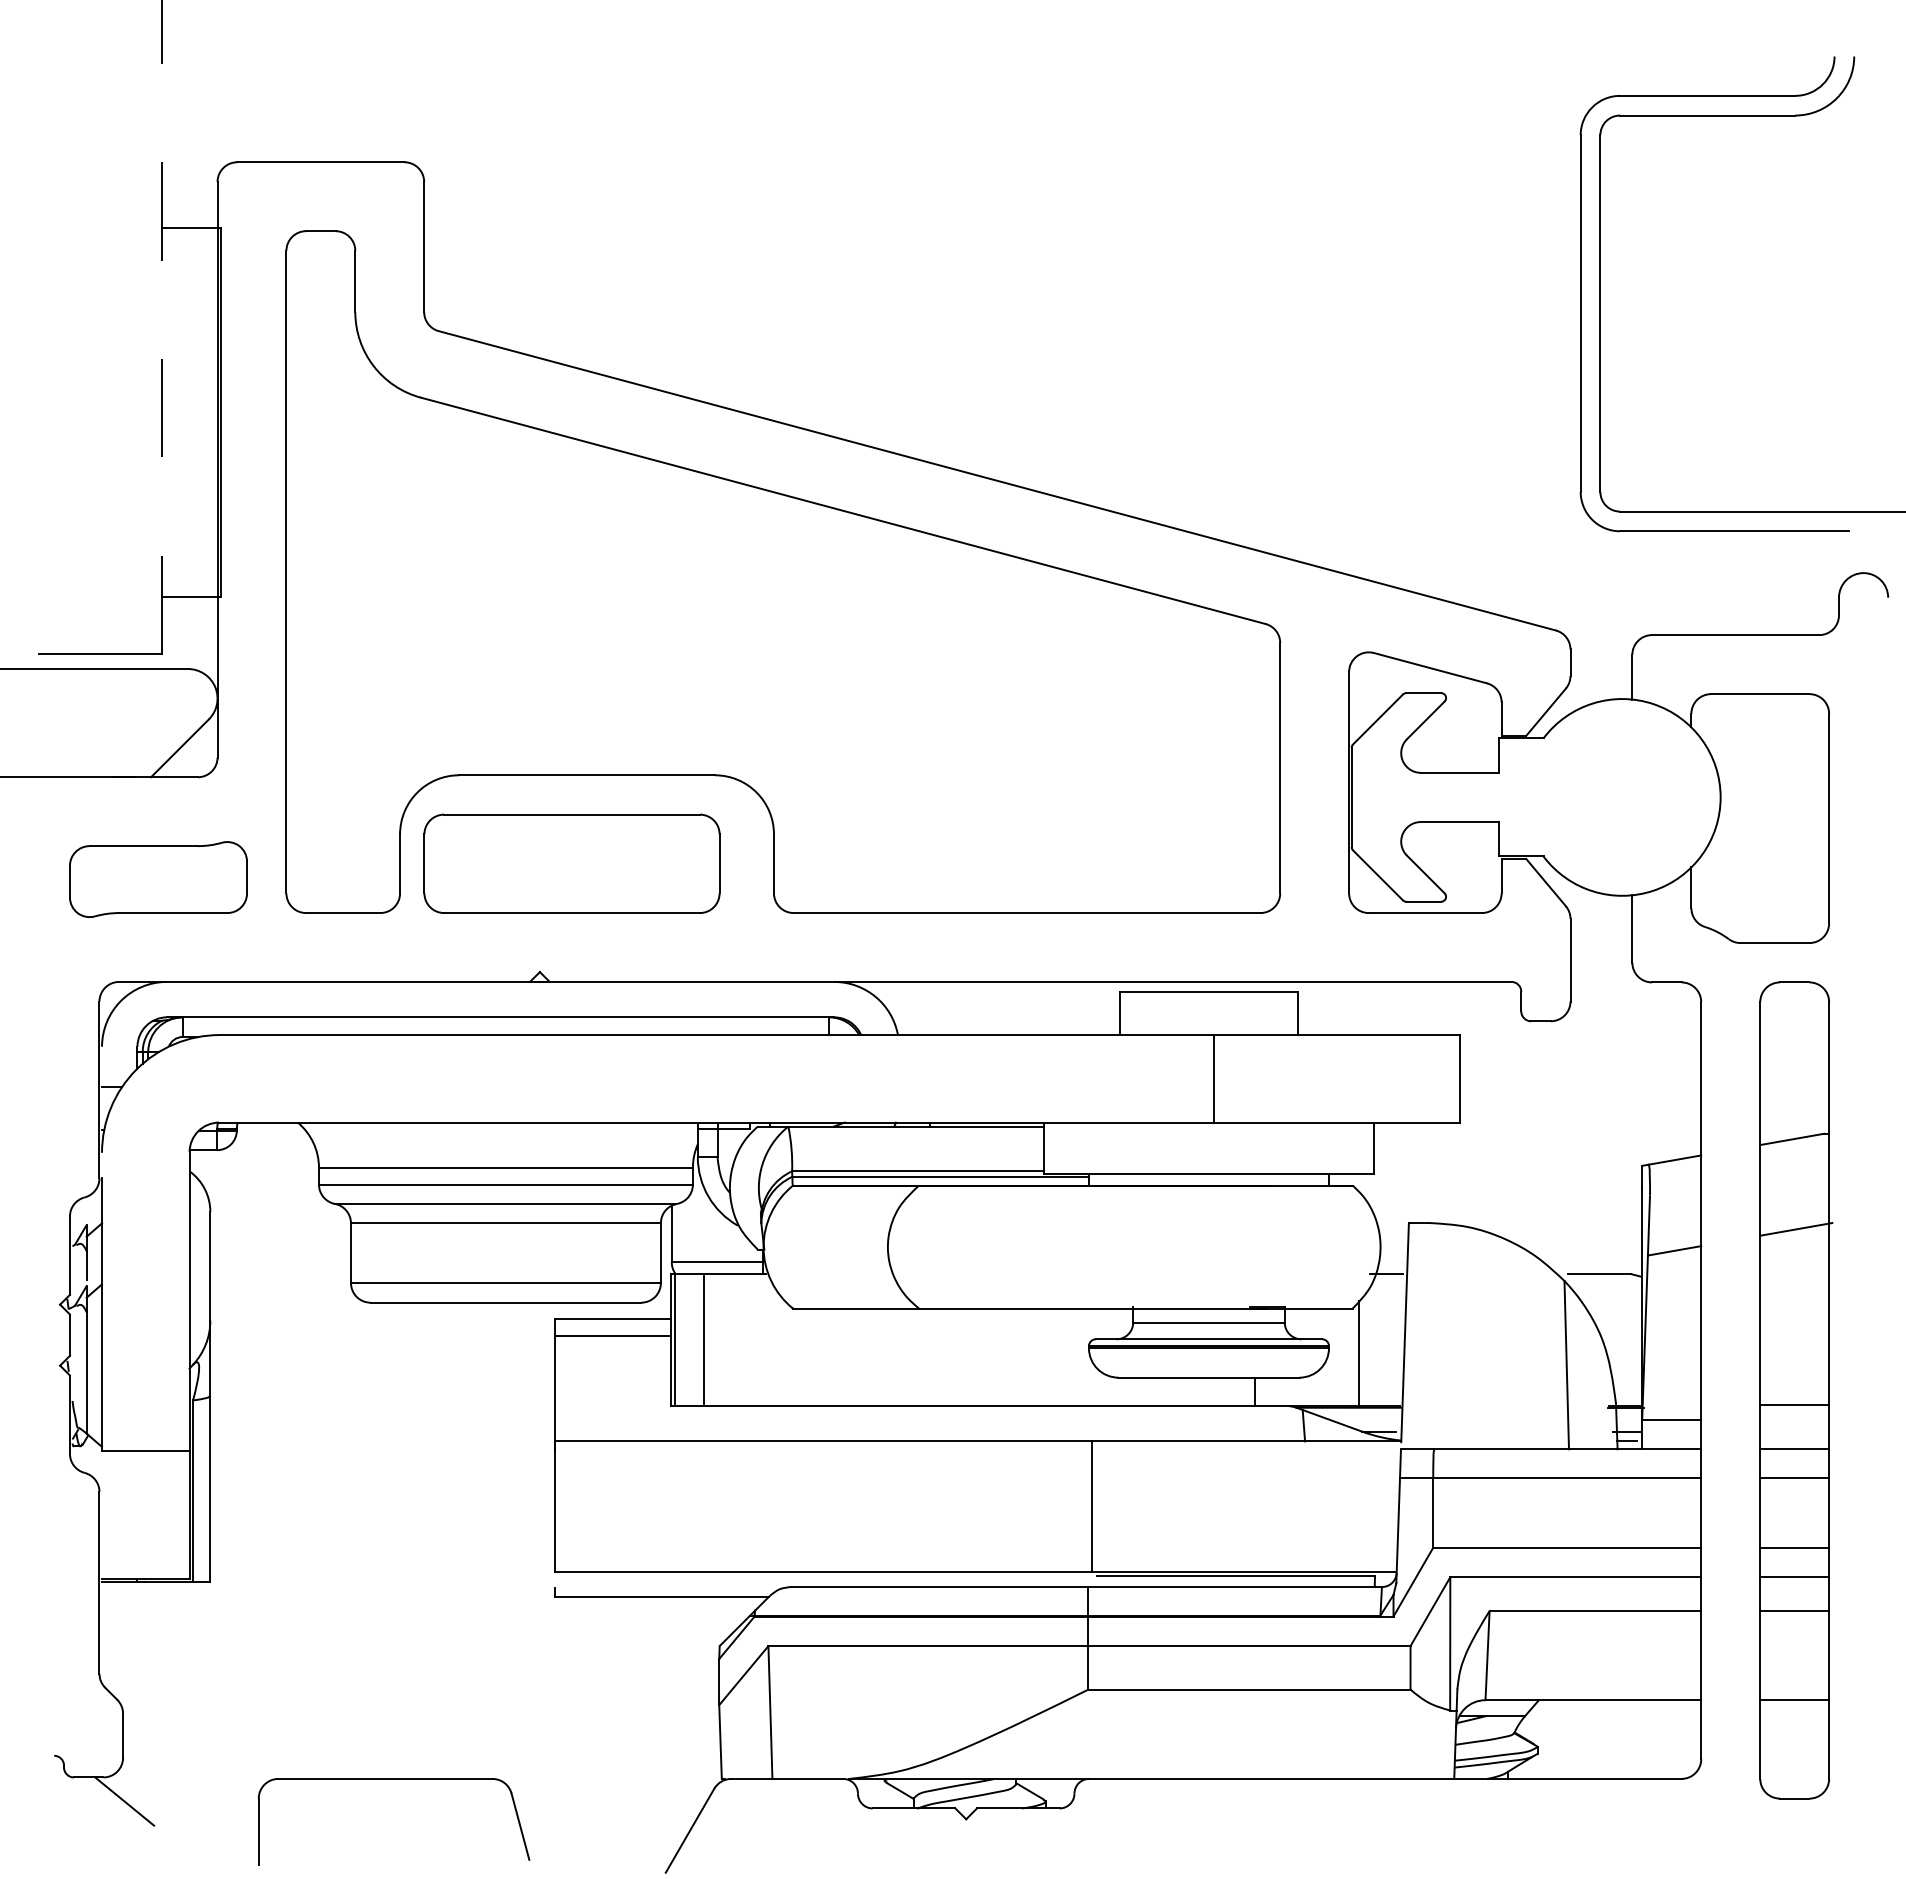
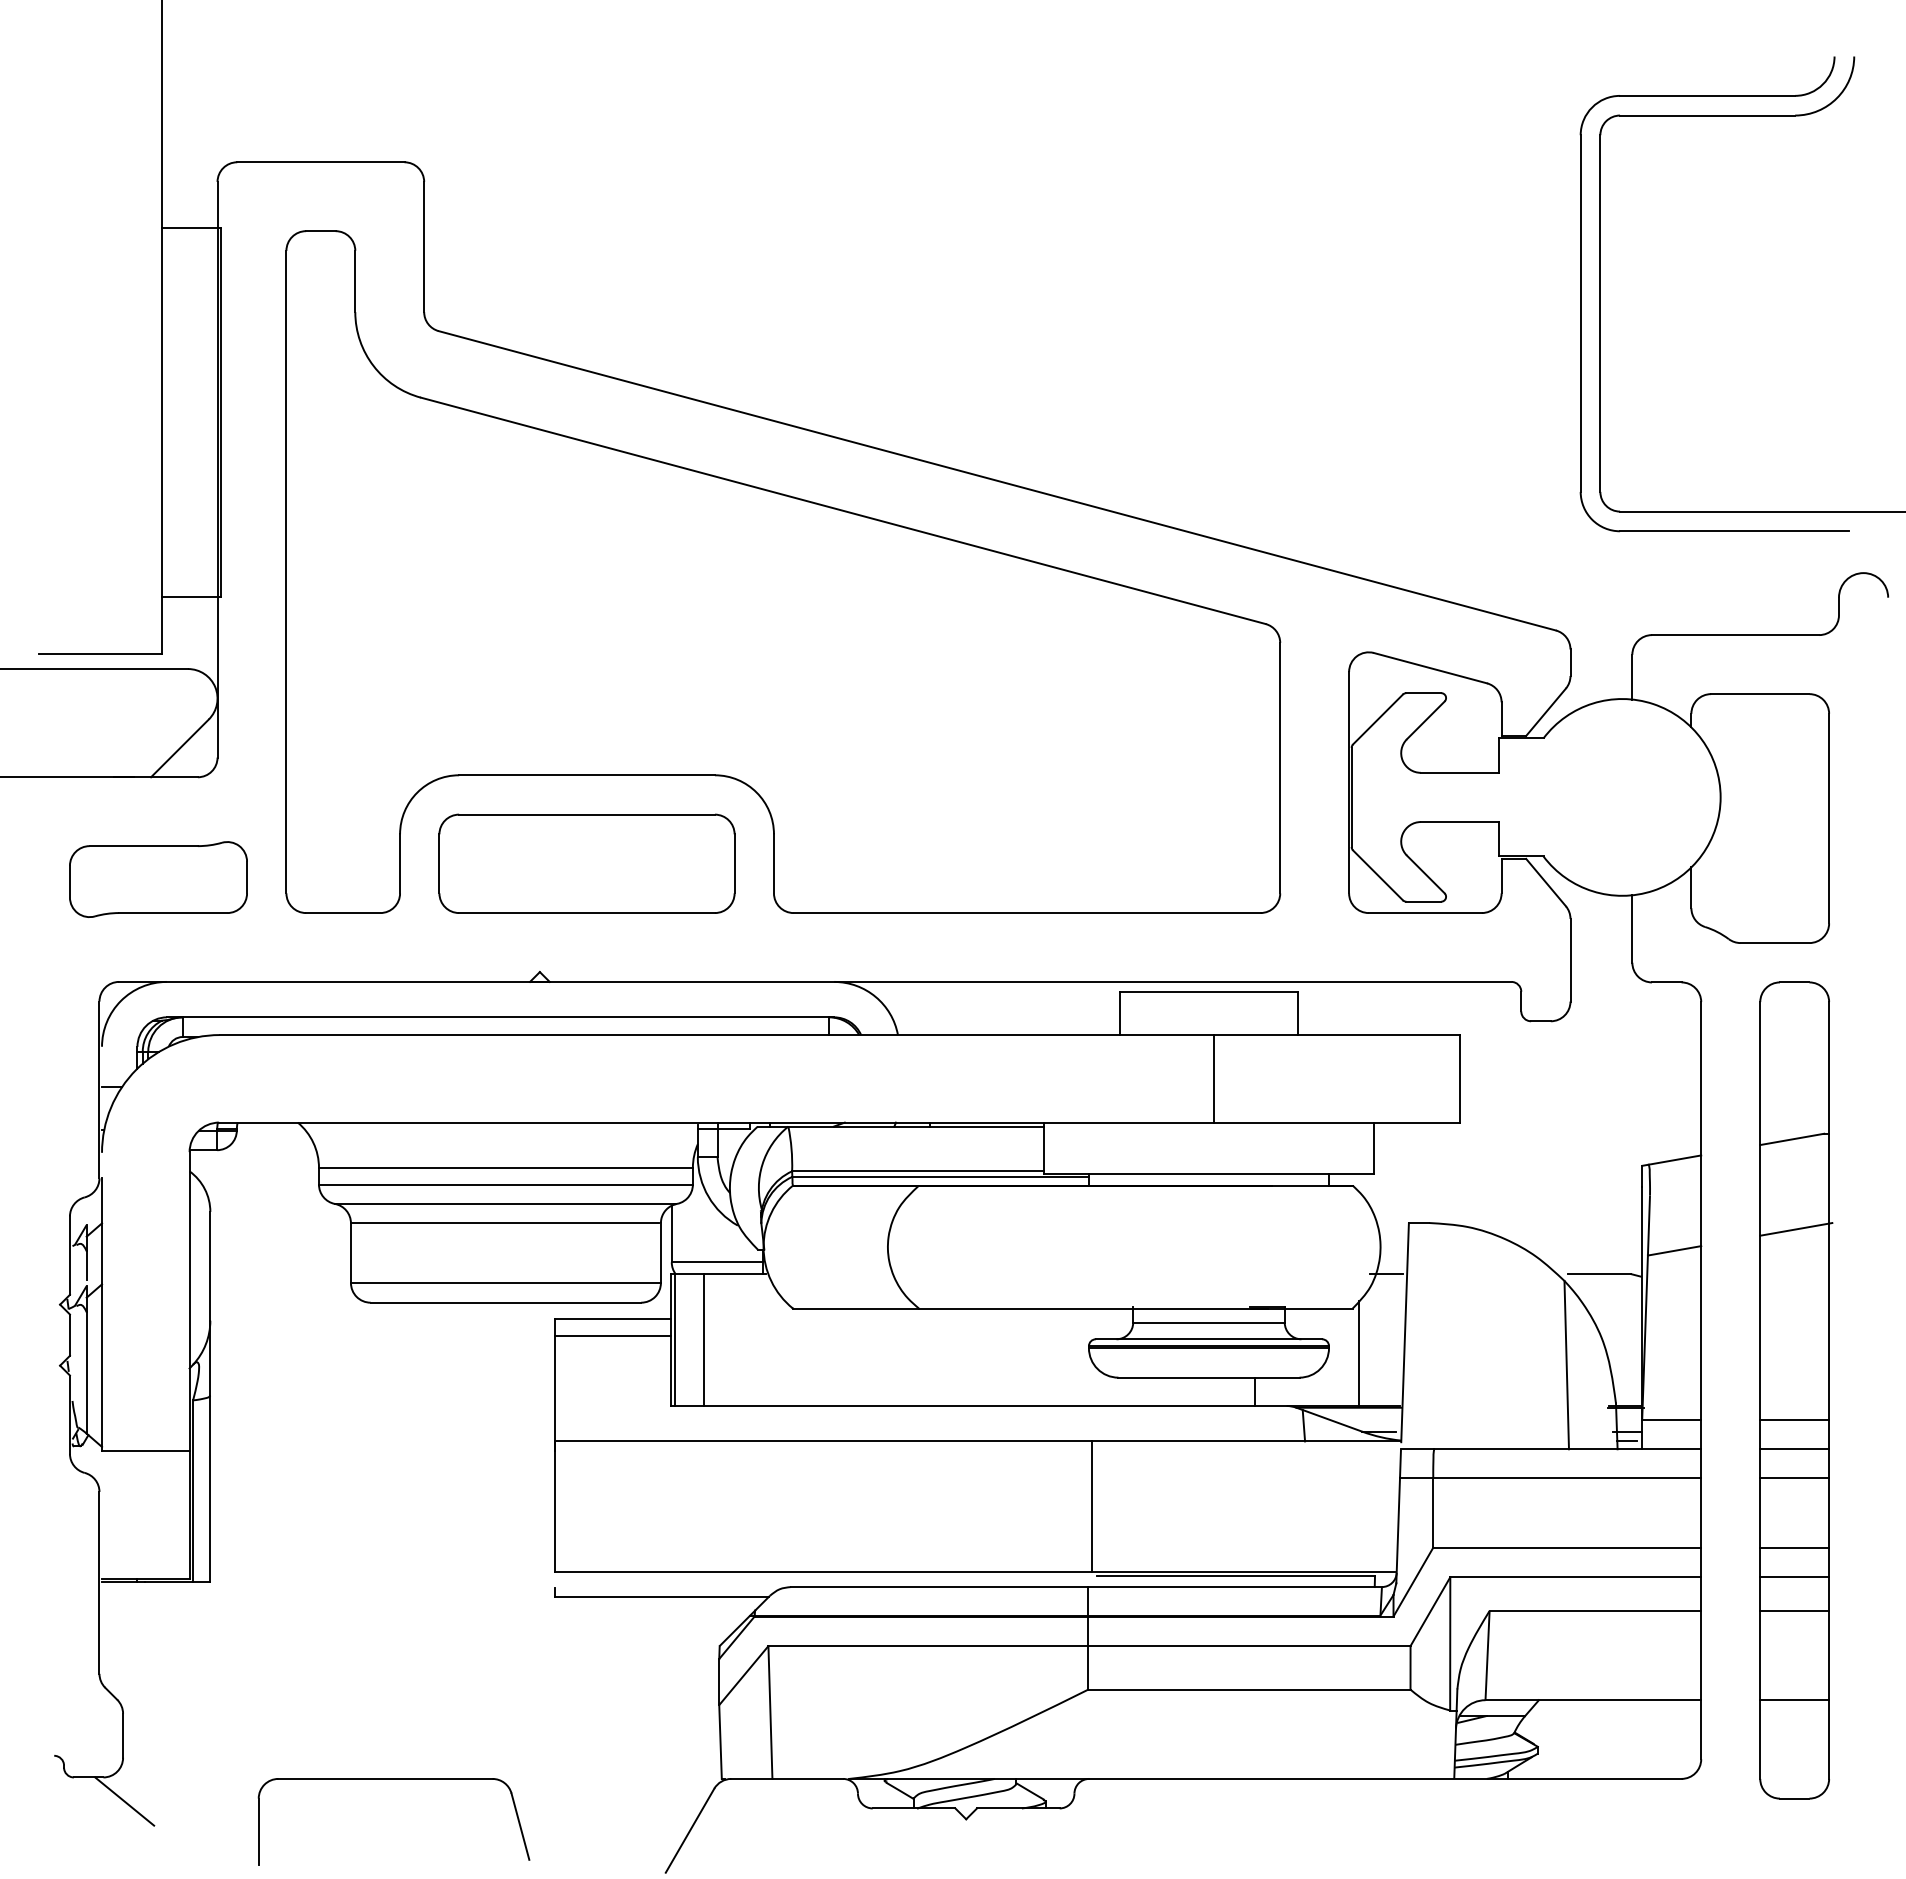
line: dashed -> solid (162, 327)
part position: (571, 863) -> (586, 863) (586, 863)
line position: (1794, 1404) -> (1794, 1419) (1794, 1419)
